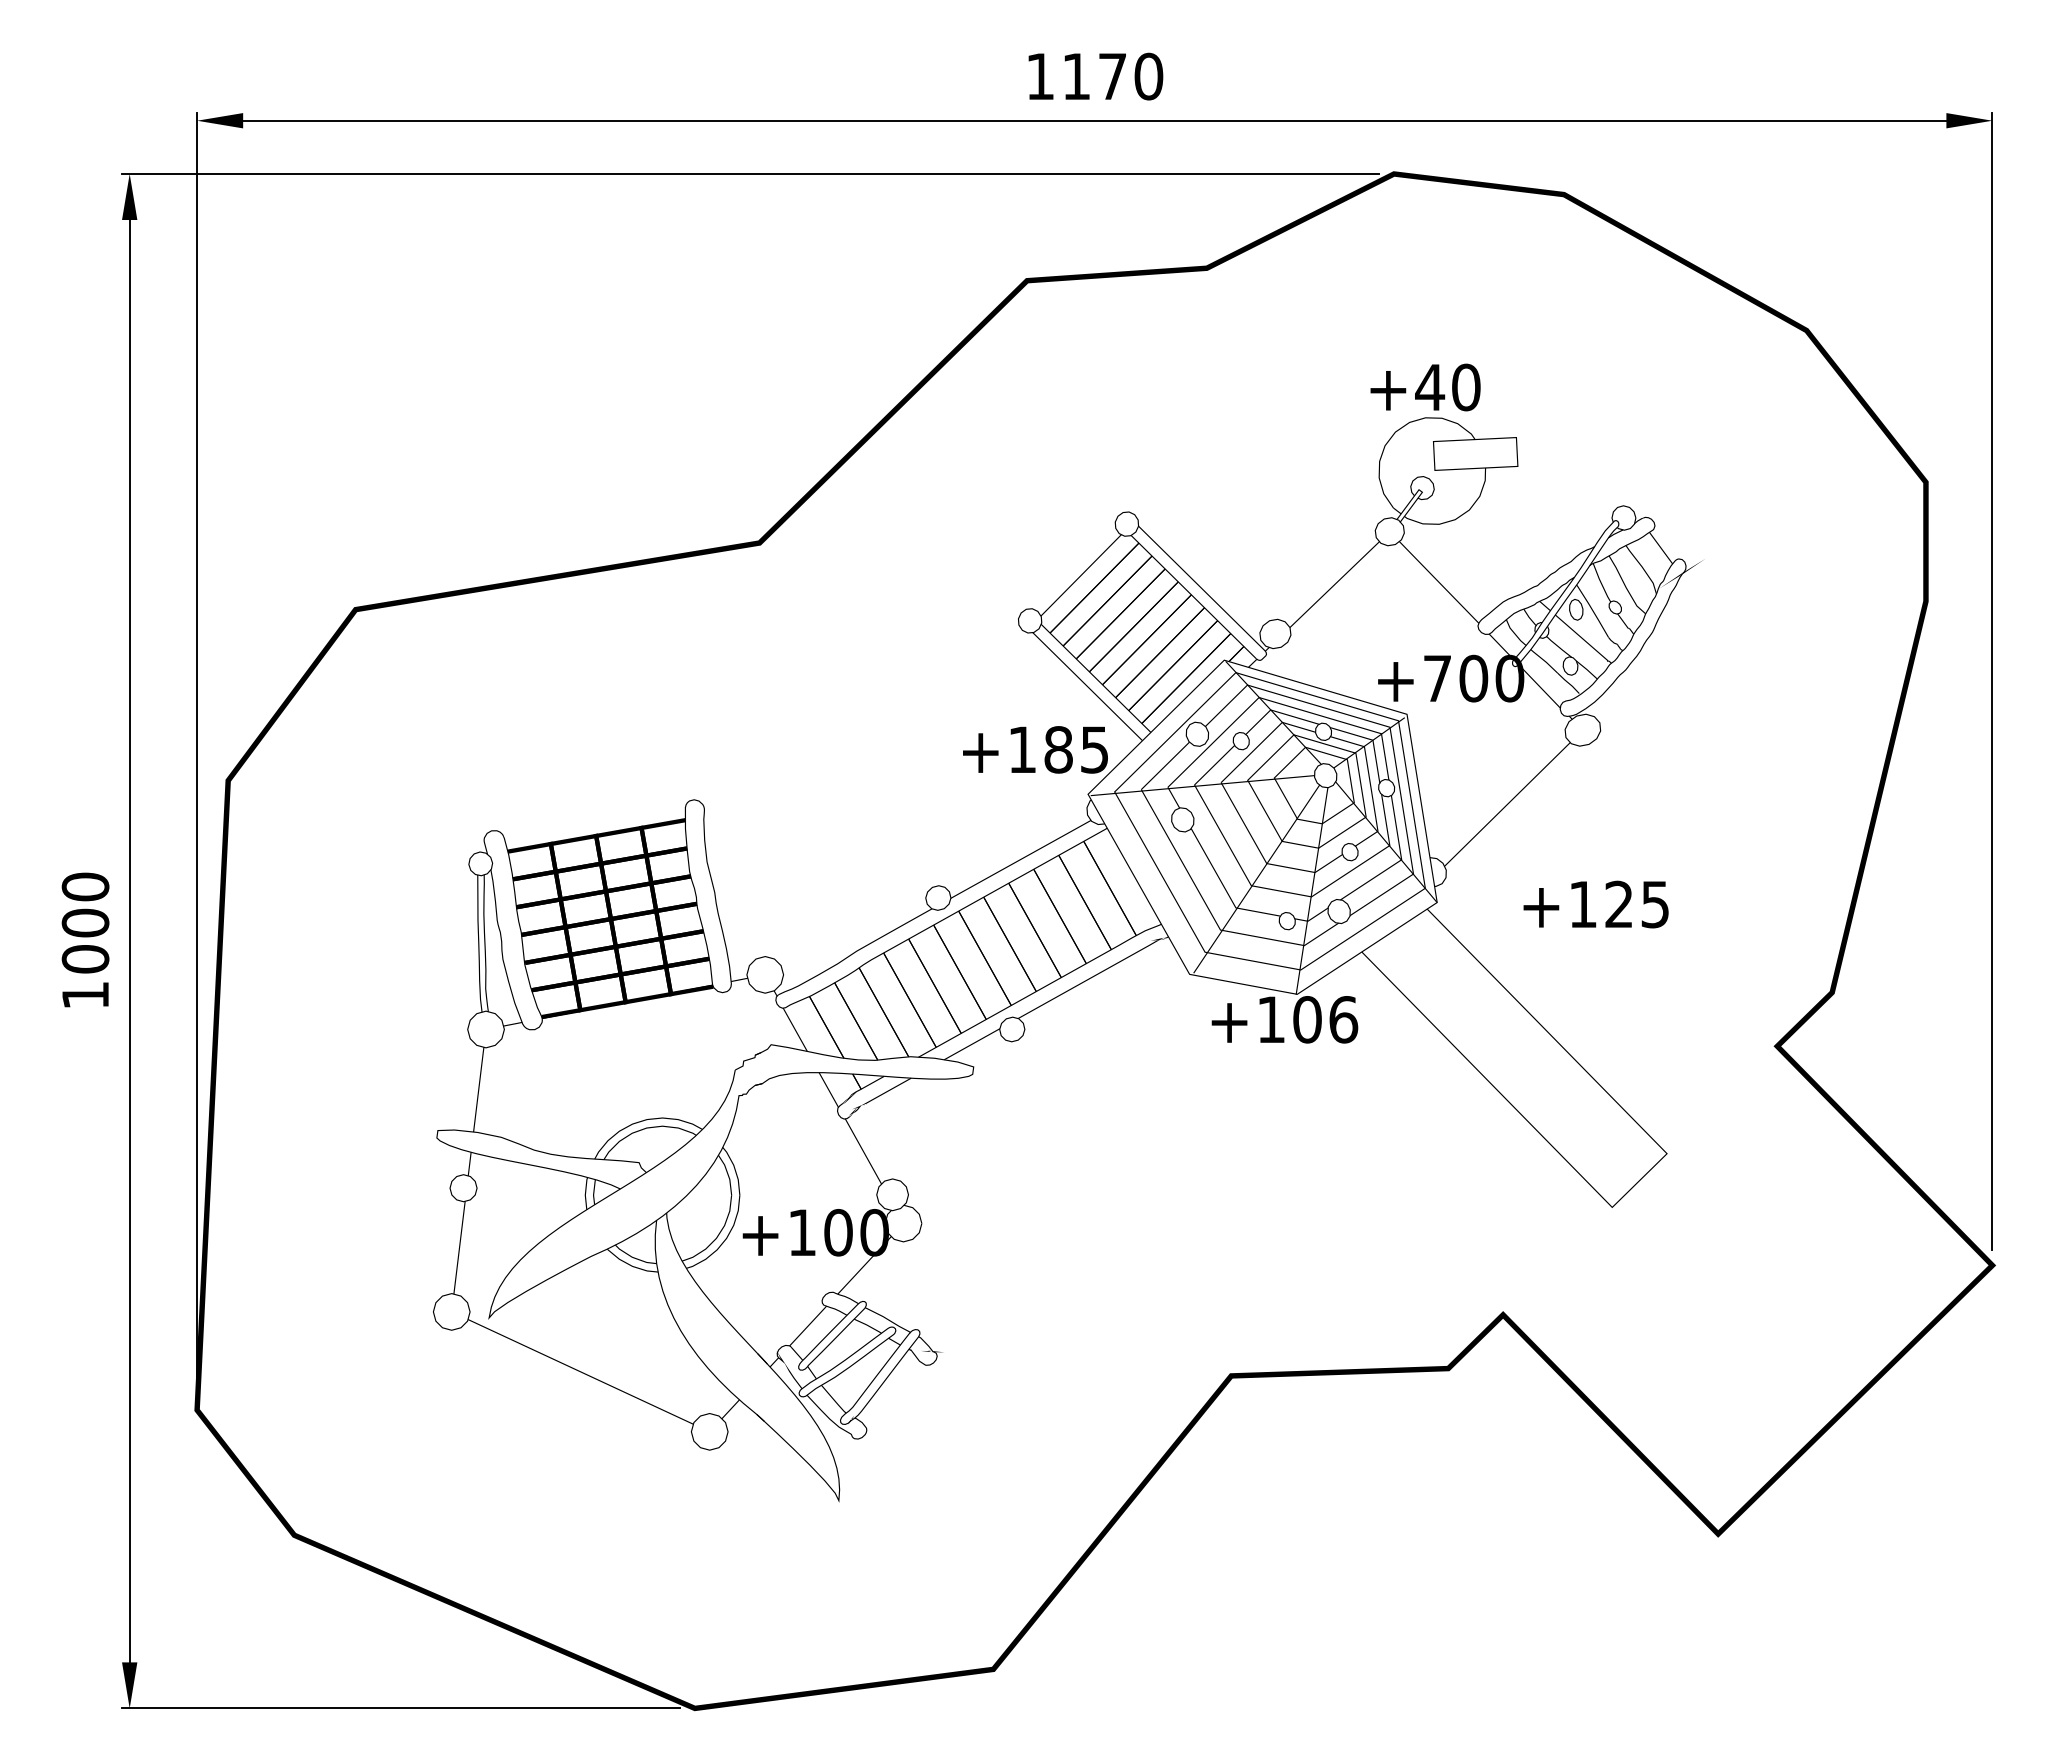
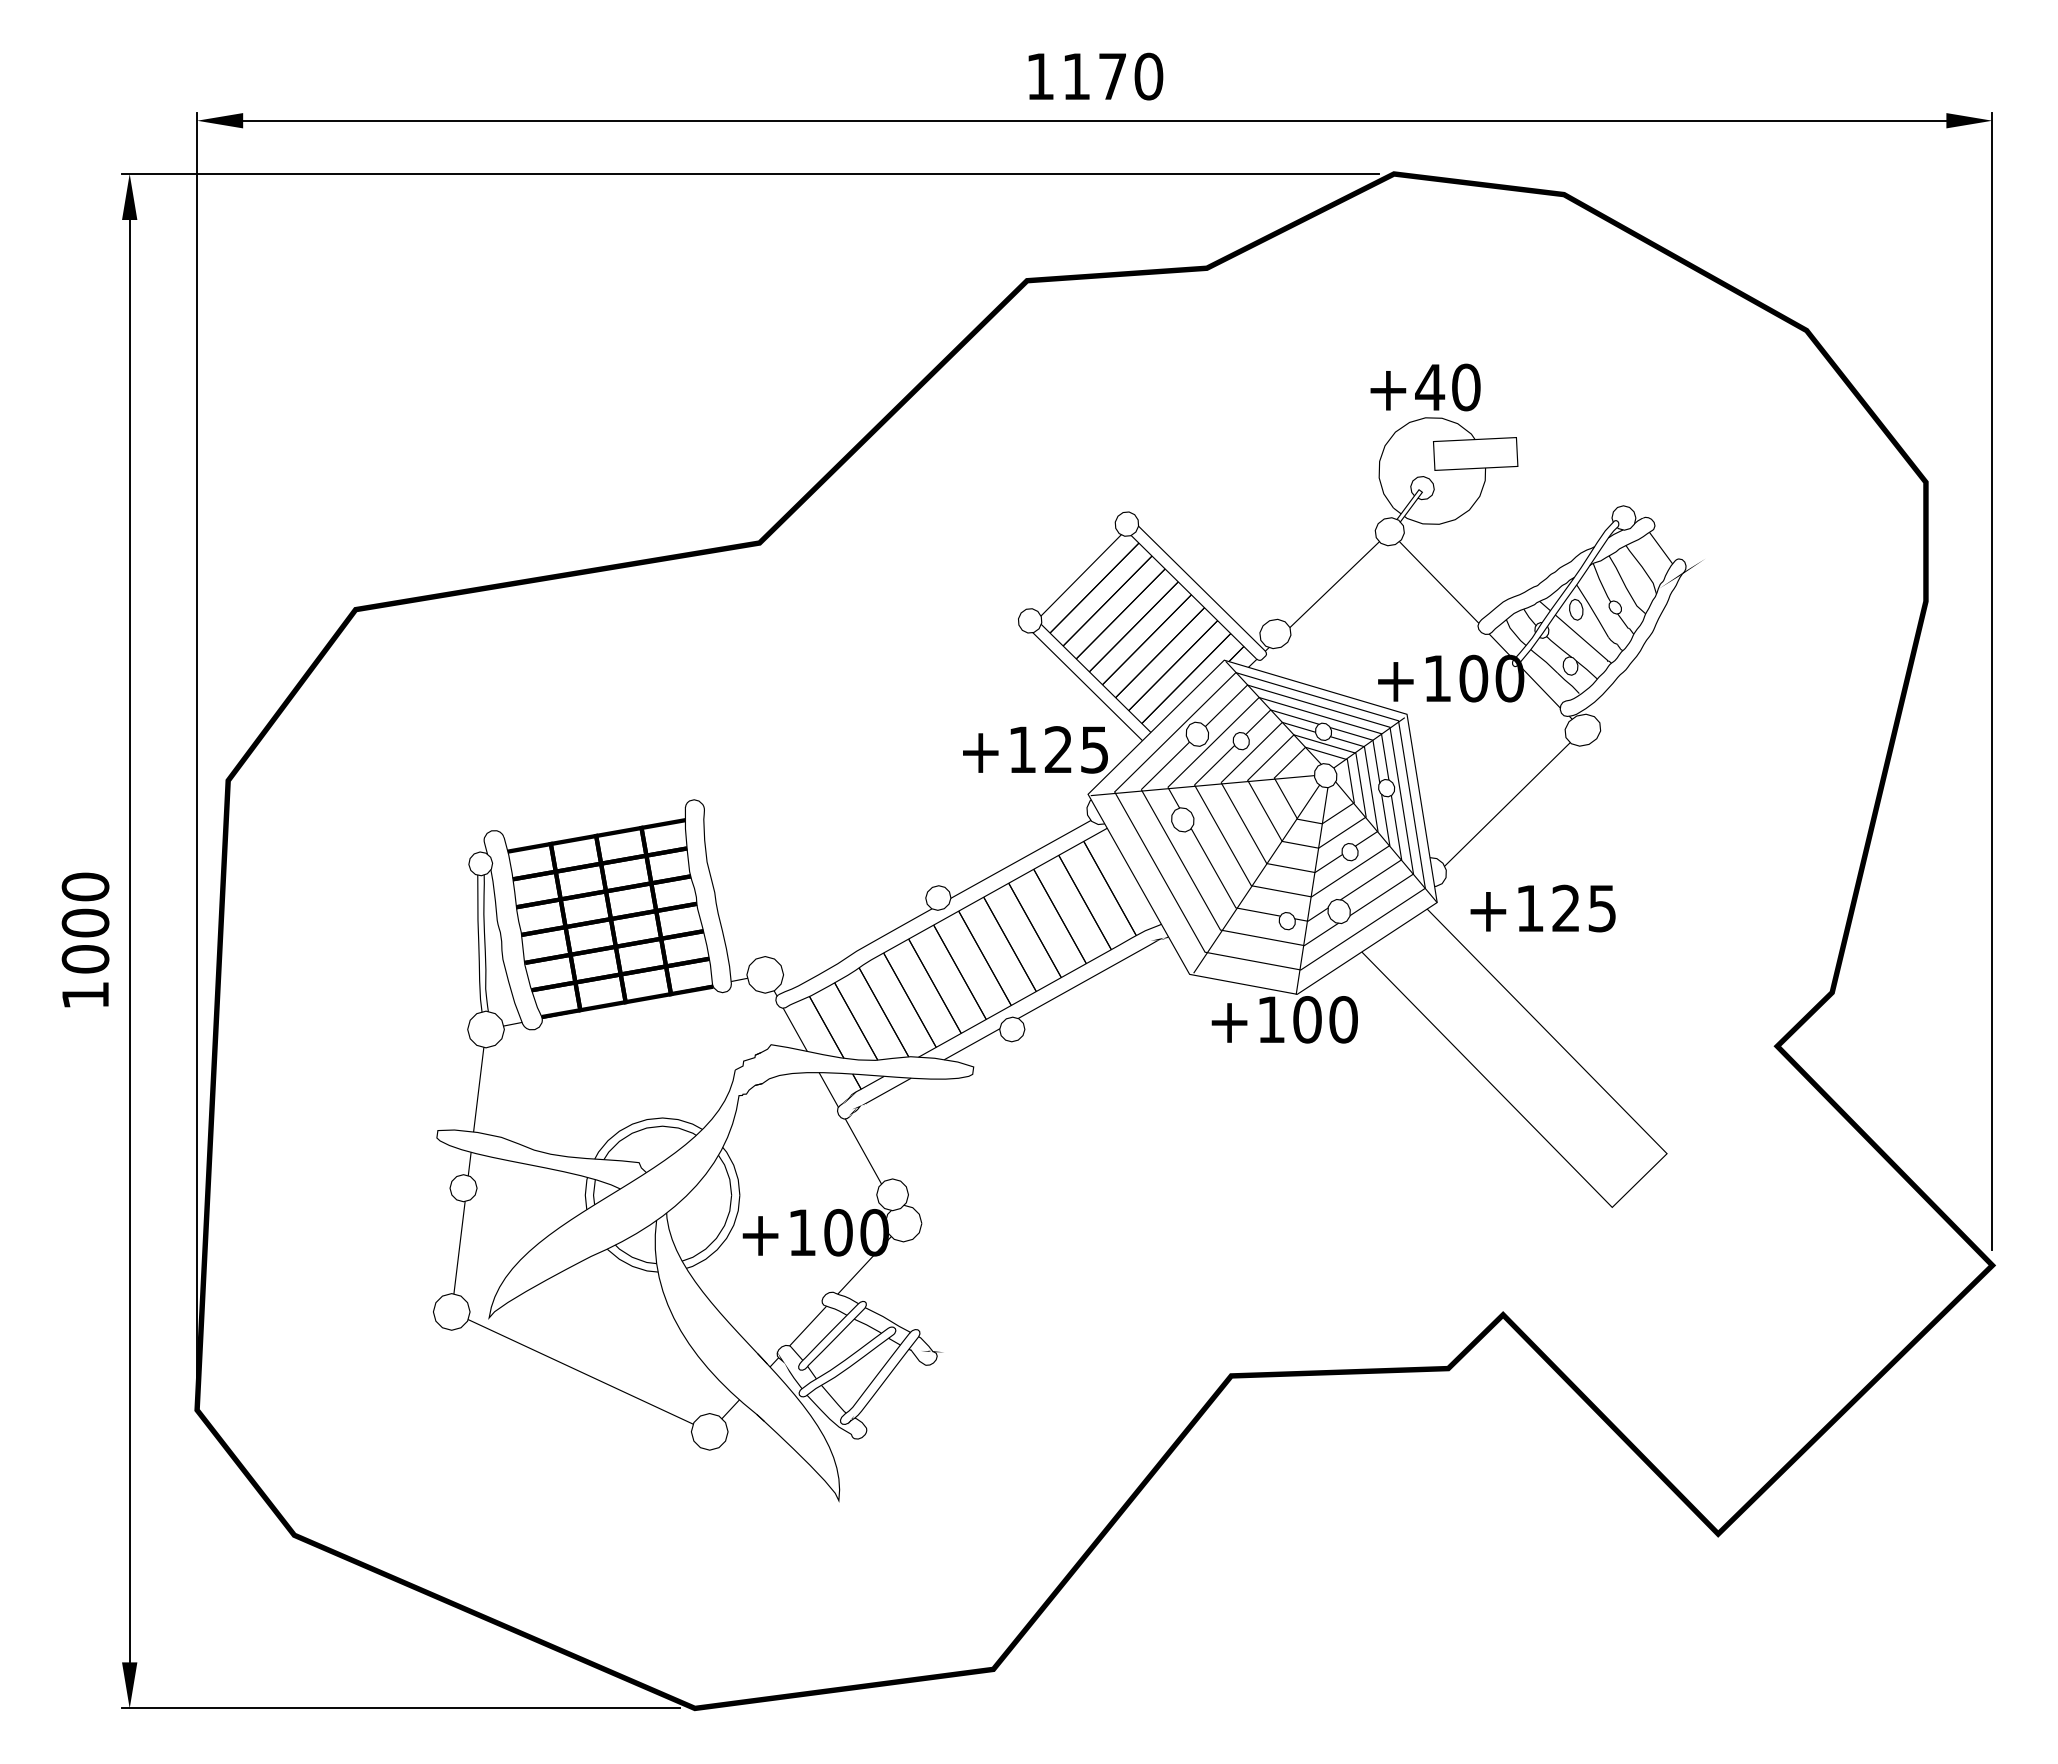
text: +700 -> +100 (1437, 678)
text: +185 -> +125 (1058, 749)
text position: (1595, 904) -> (1542, 908) (1542, 908)
text: +106 -> +100 (1343, 1019)
